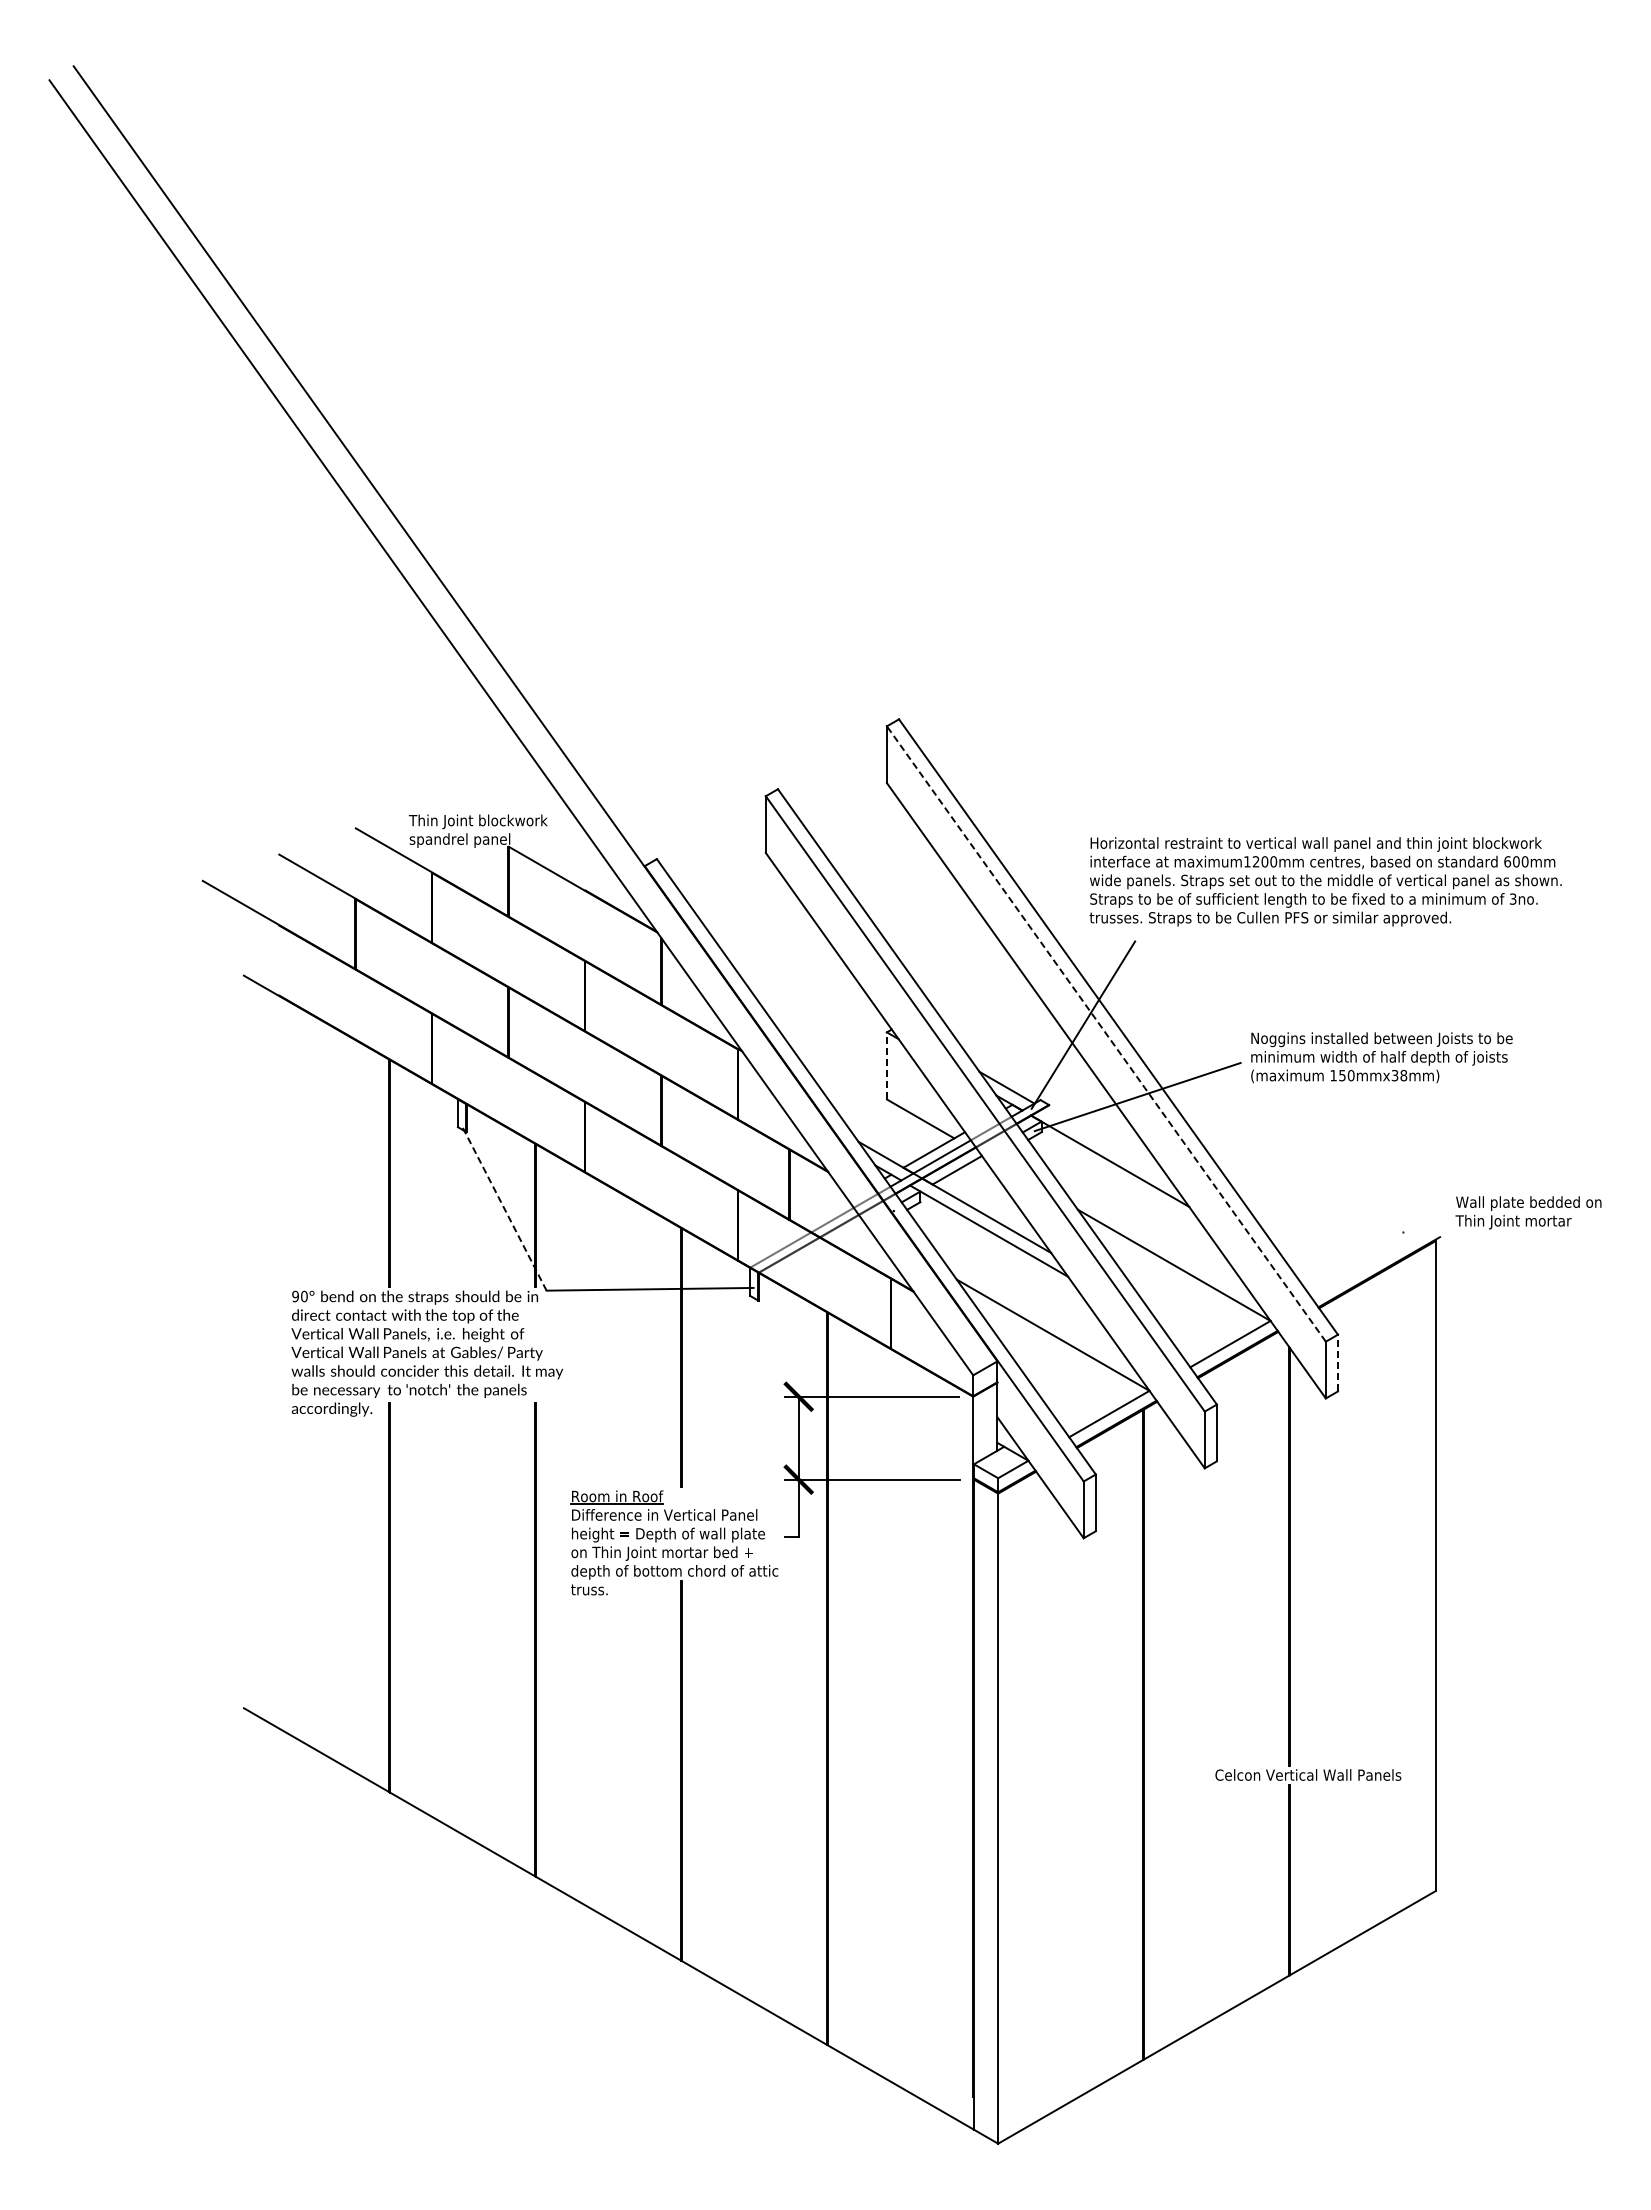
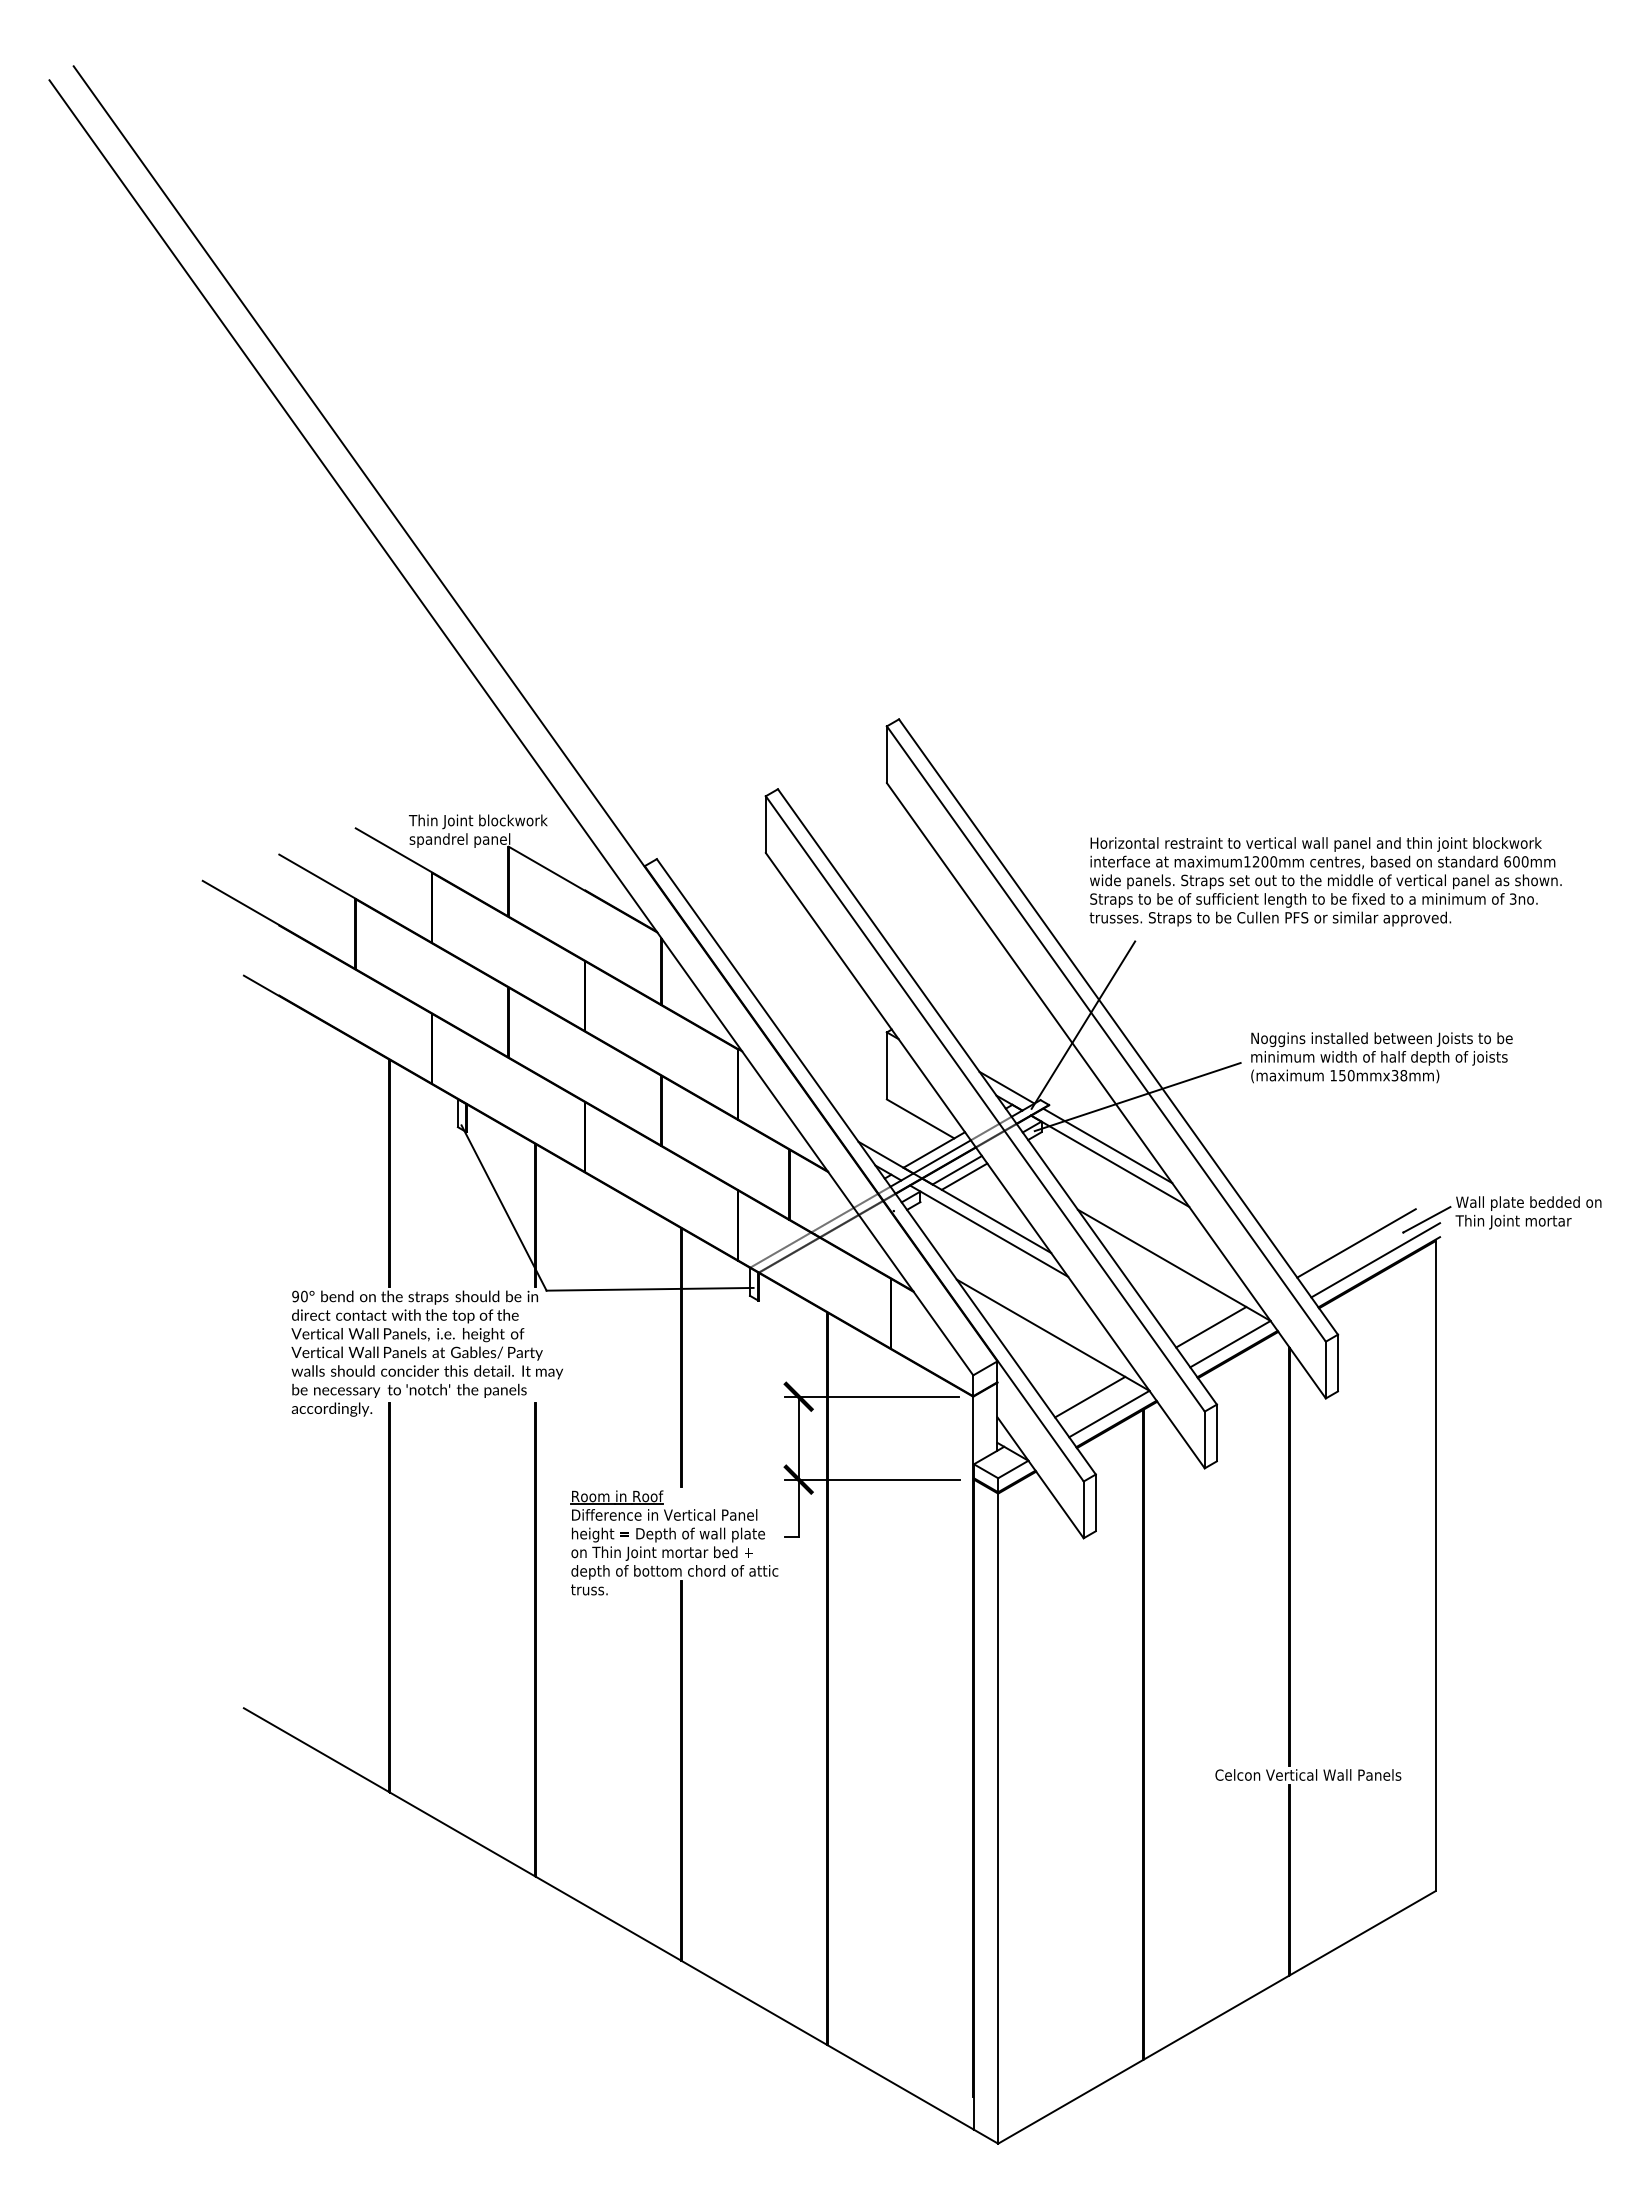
line: dashed -> solid (1106, 1034)
line: dashed -> solid (886, 1065)
line: none -> present (1107, 1145)
line: none -> present (964, 1176)
line: dashed -> solid (504, 1208)
line: none -> present (1426, 1219)
line: none -> present (1356, 1243)
line: none -> present (1375, 1260)
line: none -> present (1211, 1327)
line: dashed -> solid (1337, 1362)
line: none -> present (1090, 1396)
